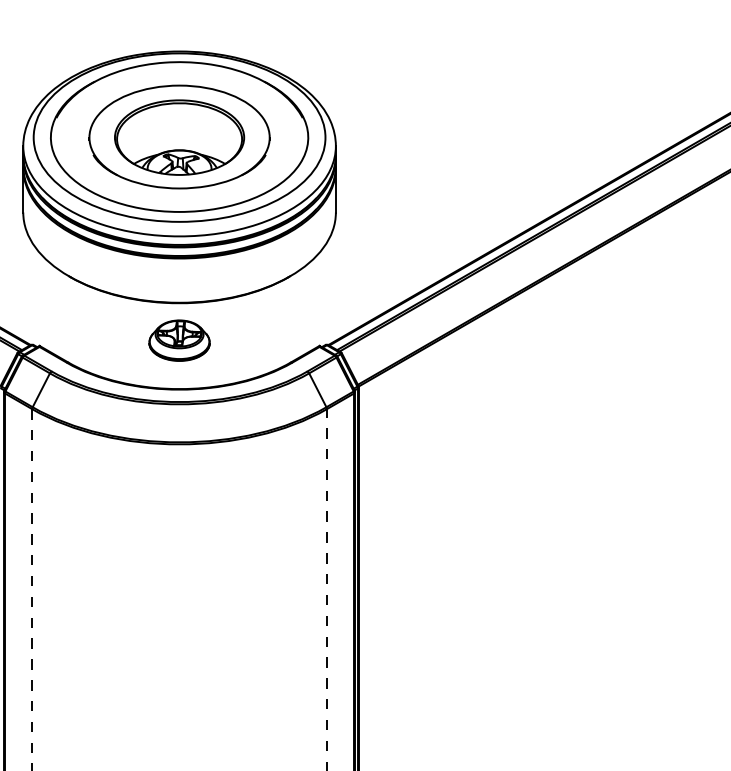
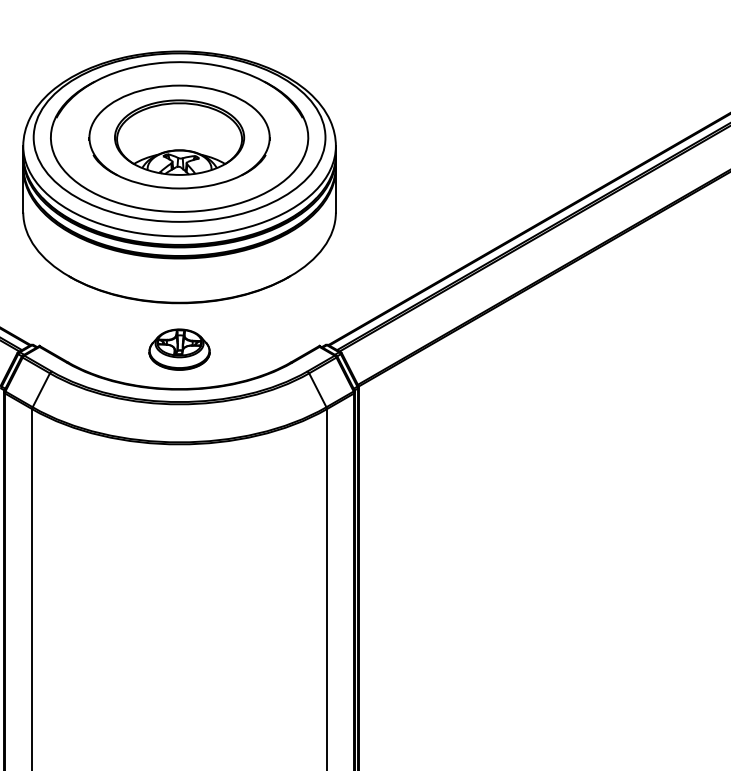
part position: (179, 340) -> (179, 349) (179, 349)
line: dashed -> solid (326, 589)
line: dashed -> solid (32, 590)
